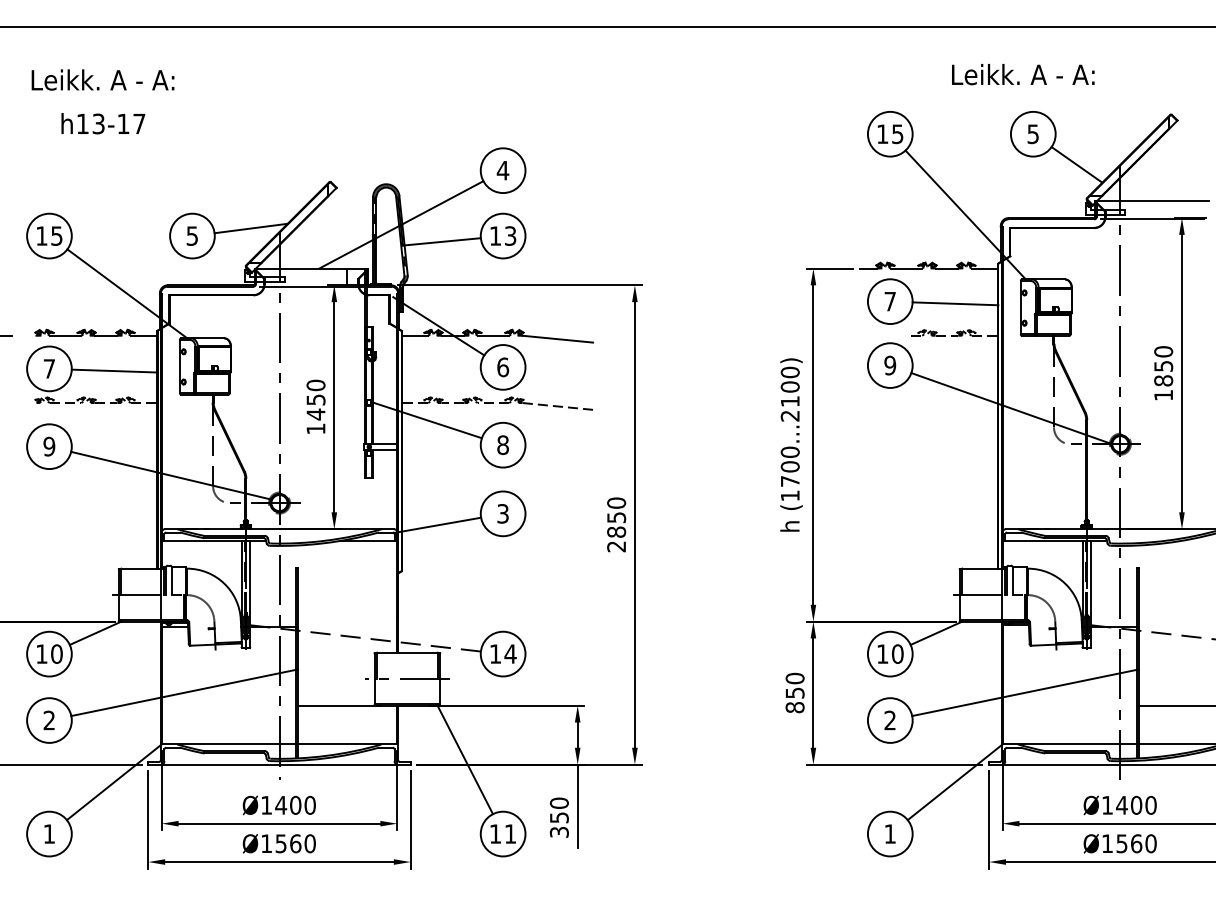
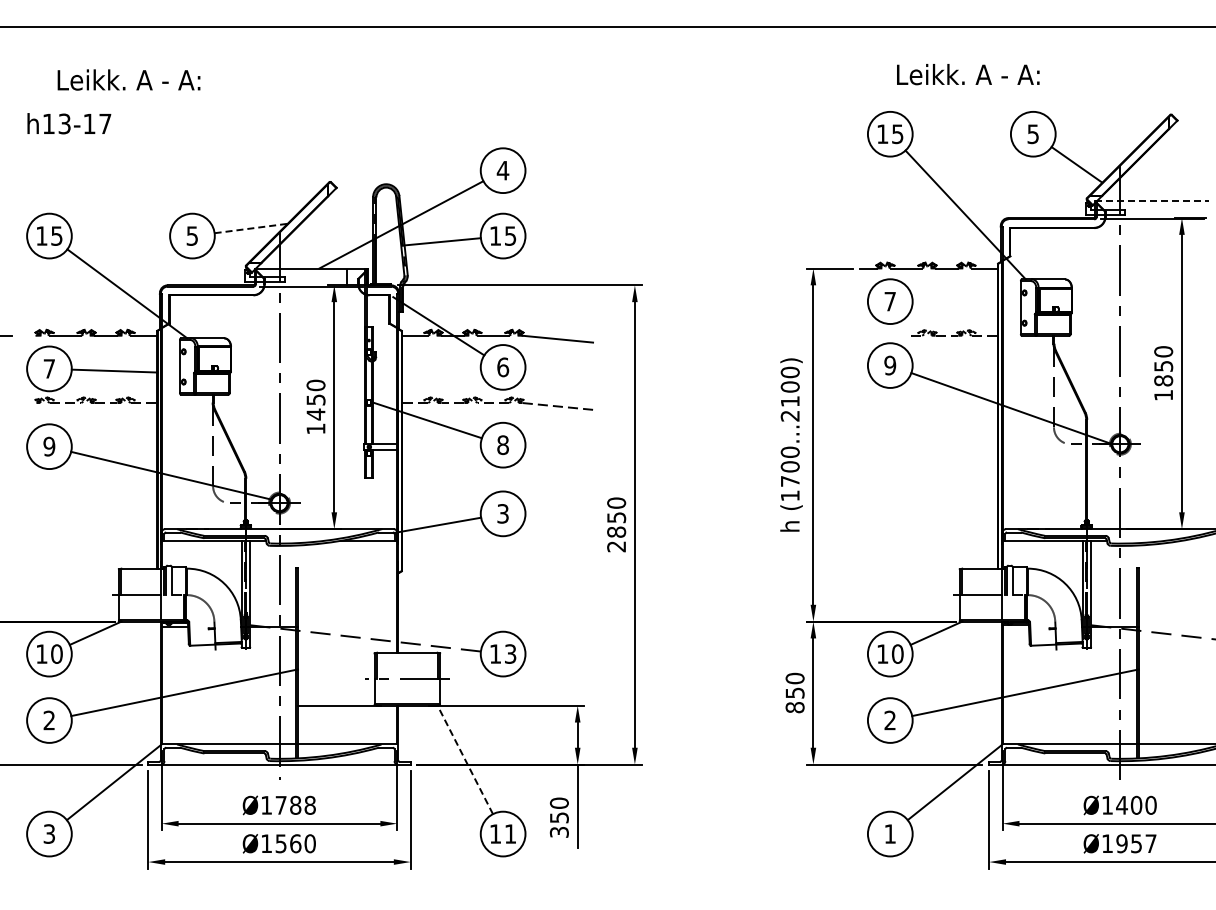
text position: (1023, 74) -> (968, 74) (968, 74)
text position: (102, 79) -> (128, 79) (128, 79)
text position: (103, 123) -> (69, 123) (69, 123)
line: solid -> dashed (1152, 201)
line: solid -> dashed (251, 228)
text: 13 -> 15 (510, 235)
line: present -> none (955, 303)
text: 14 -> 13 (510, 653)
line: present -> none (1175, 705)
line: solid -> dashed (465, 759)
text: Ø1400 -> Ø1788 (295, 805)
text: 1 -> 3 (48, 833)
text: Ø1560 -> Ø1957 (1136, 843)
